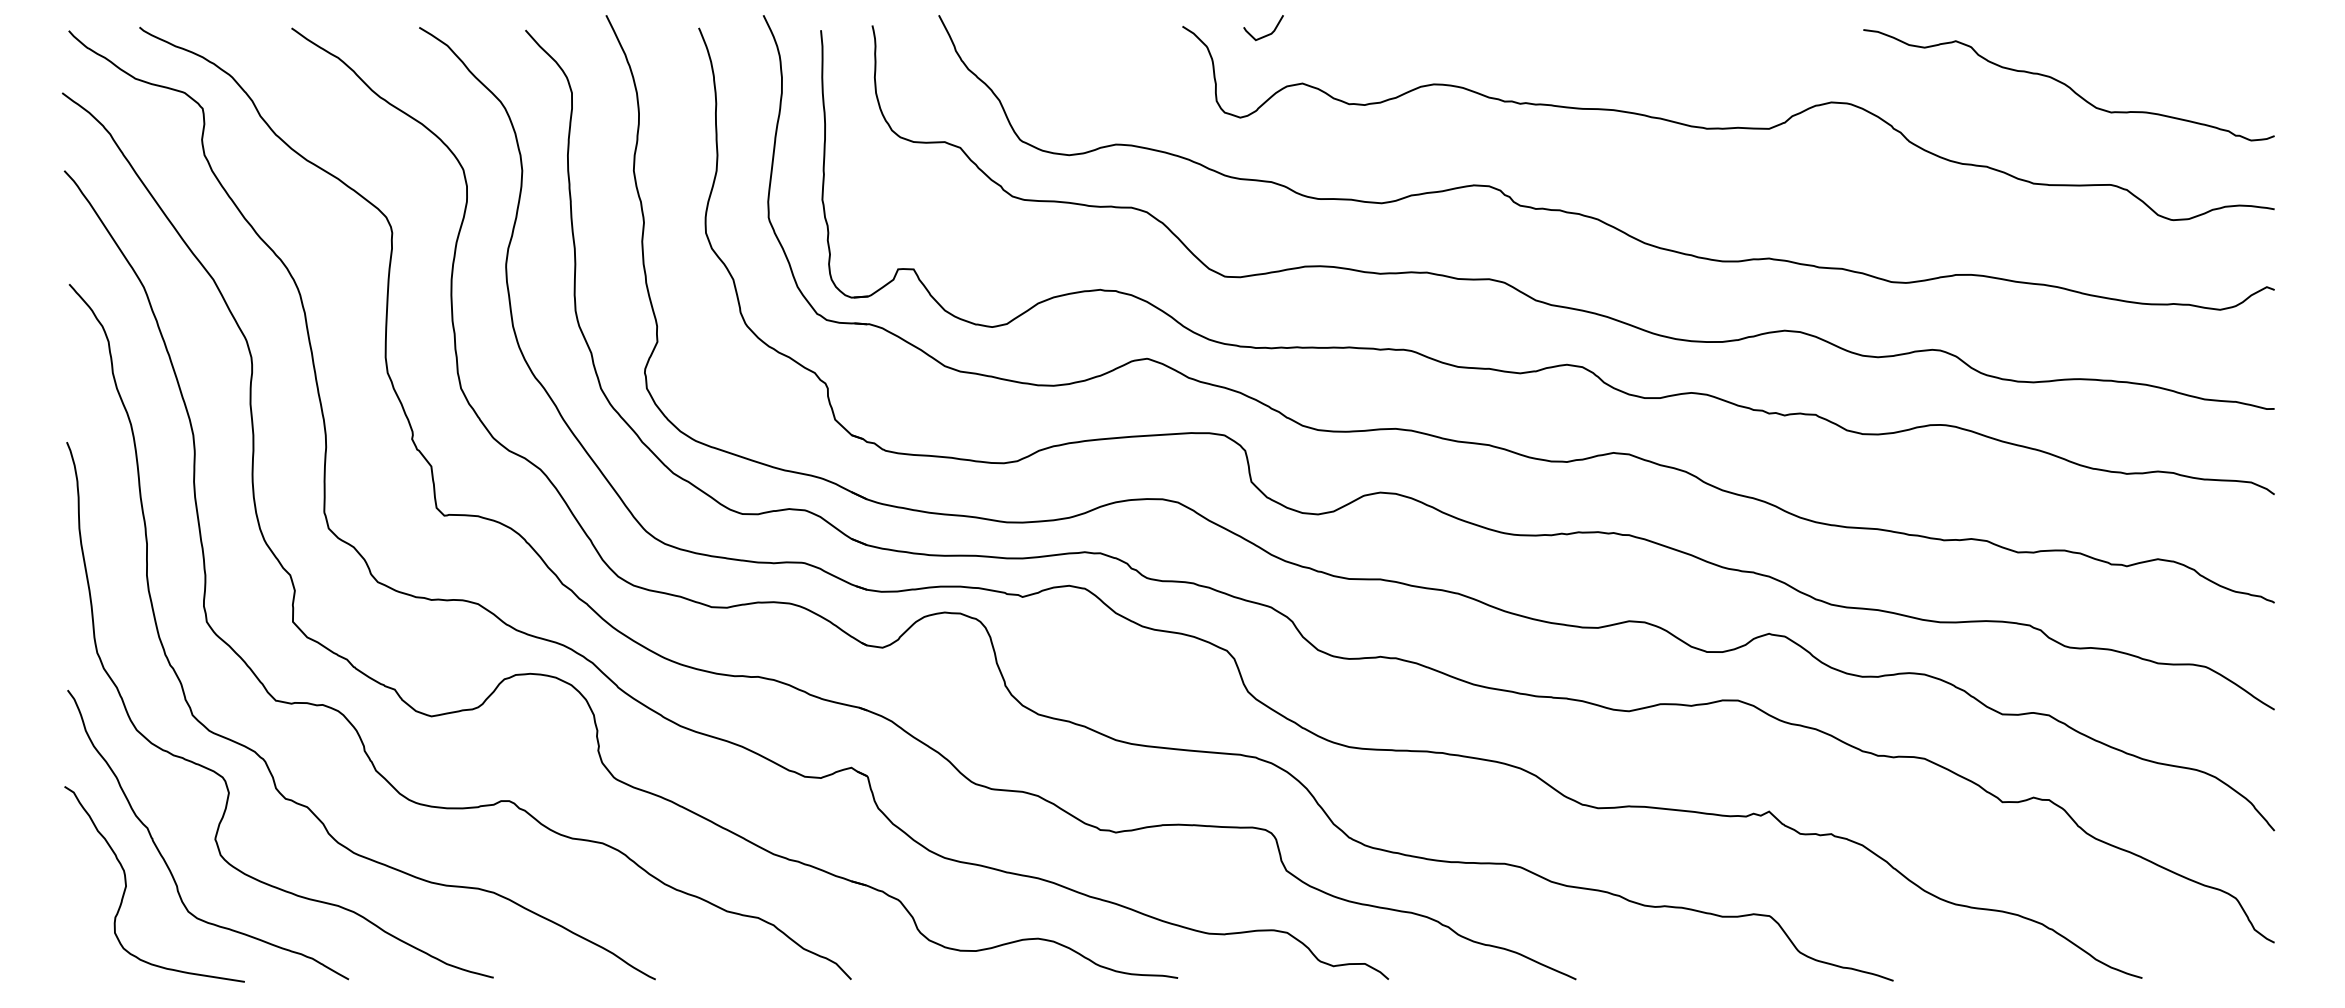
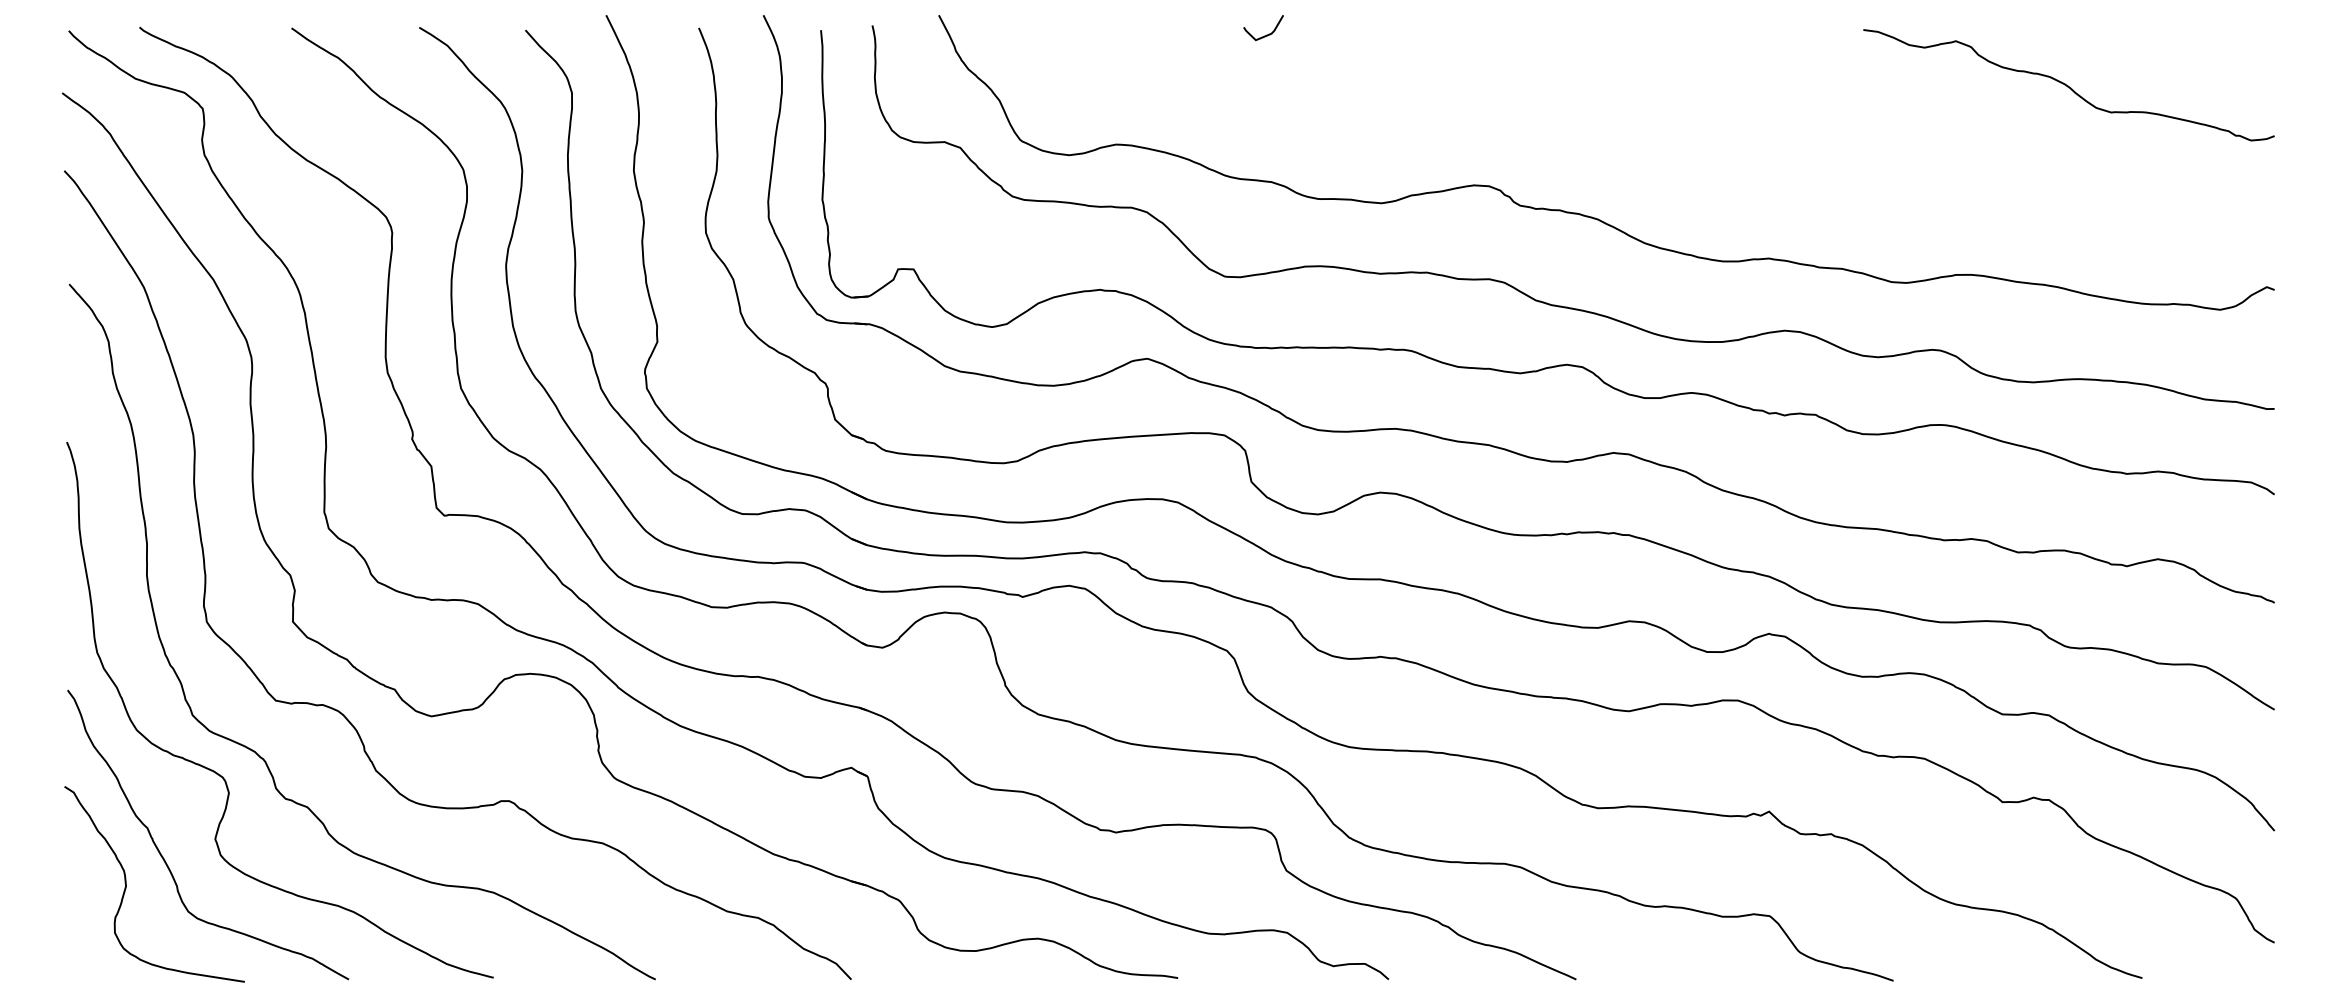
curve: present -> none (1728, 127)
